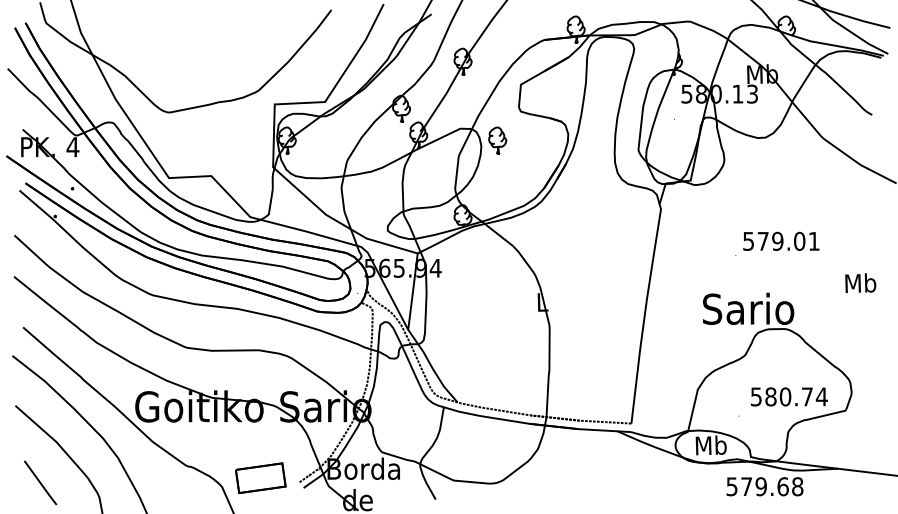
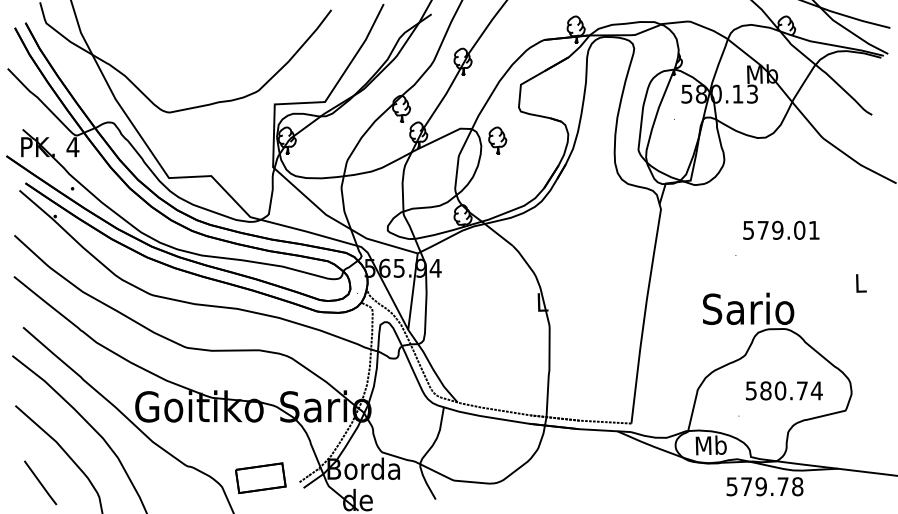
text position: (781, 240) -> (781, 229) (781, 229)
text: Mb -> L (860, 282)
text position: (789, 396) -> (784, 390) (784, 390)
text: 579.68 -> 579.78 (782, 486)
